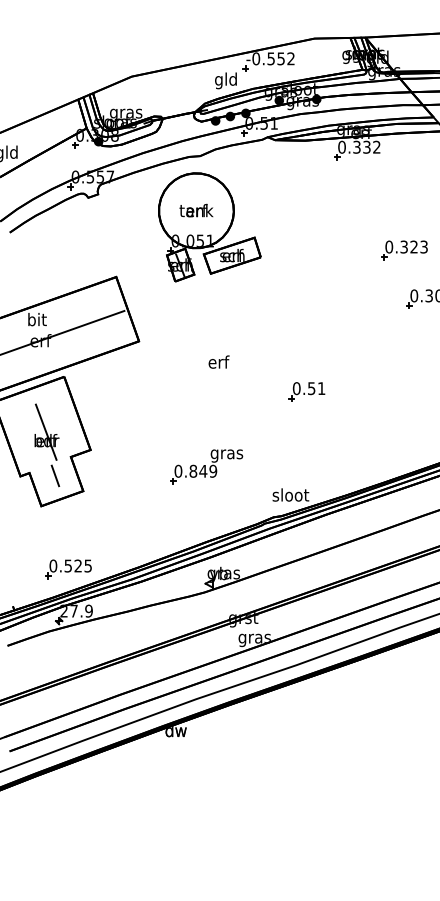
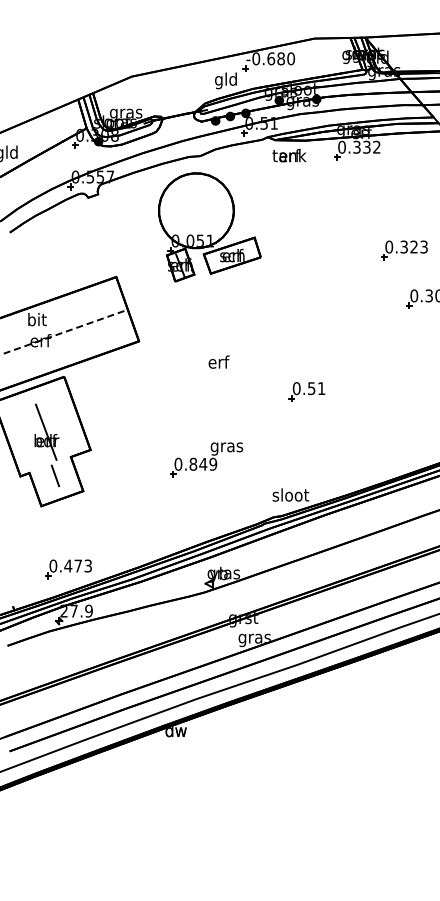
text: -0.552 -> -0.680 (280, 58)
text position: (196, 210) -> (289, 155) (289, 155)
line: solid -> dashed (62, 332)
part position: (206, 466) -> (206, 459) (206, 459)
text: 0.525 -> 0.473 (77, 565)
